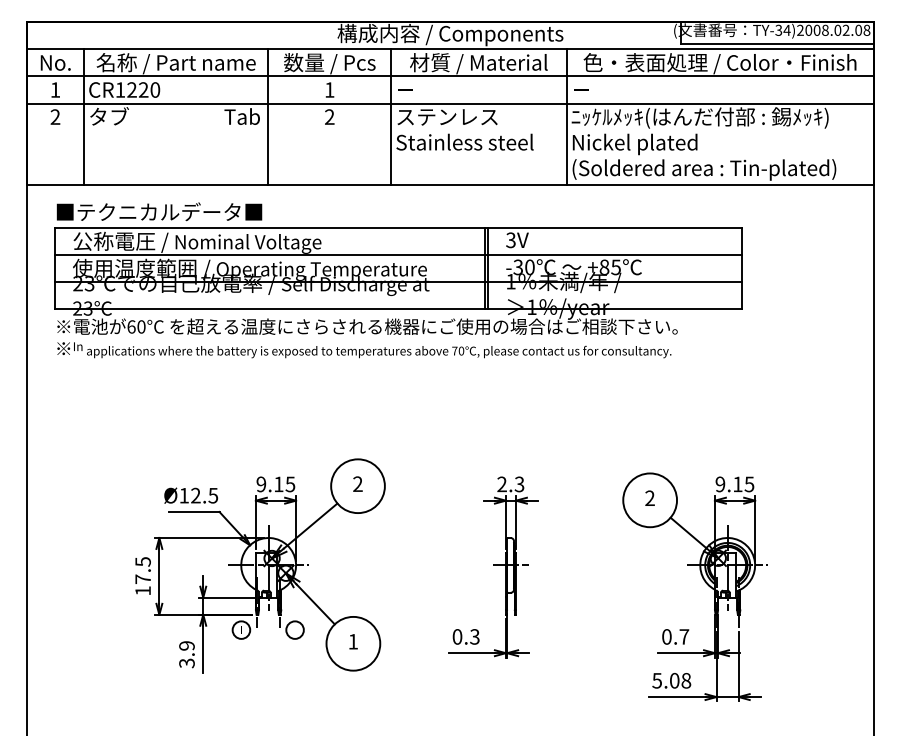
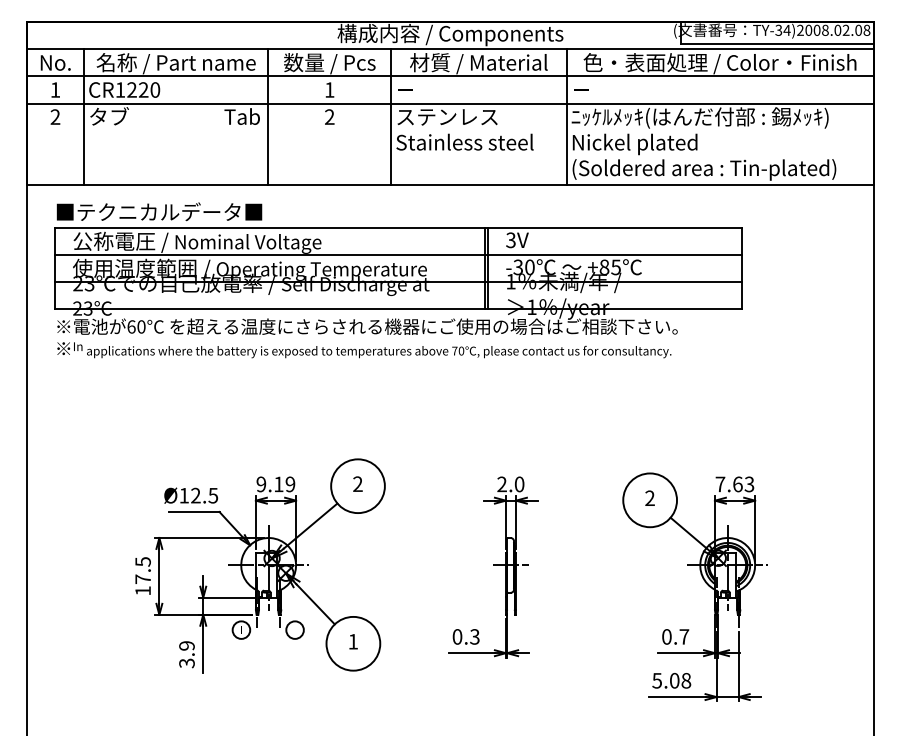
text: 9.15 -> 9.19 (290, 484)
text: 2.3 -> 2.0 (519, 484)
text: 9.15 -> 7.63 (734, 484)
